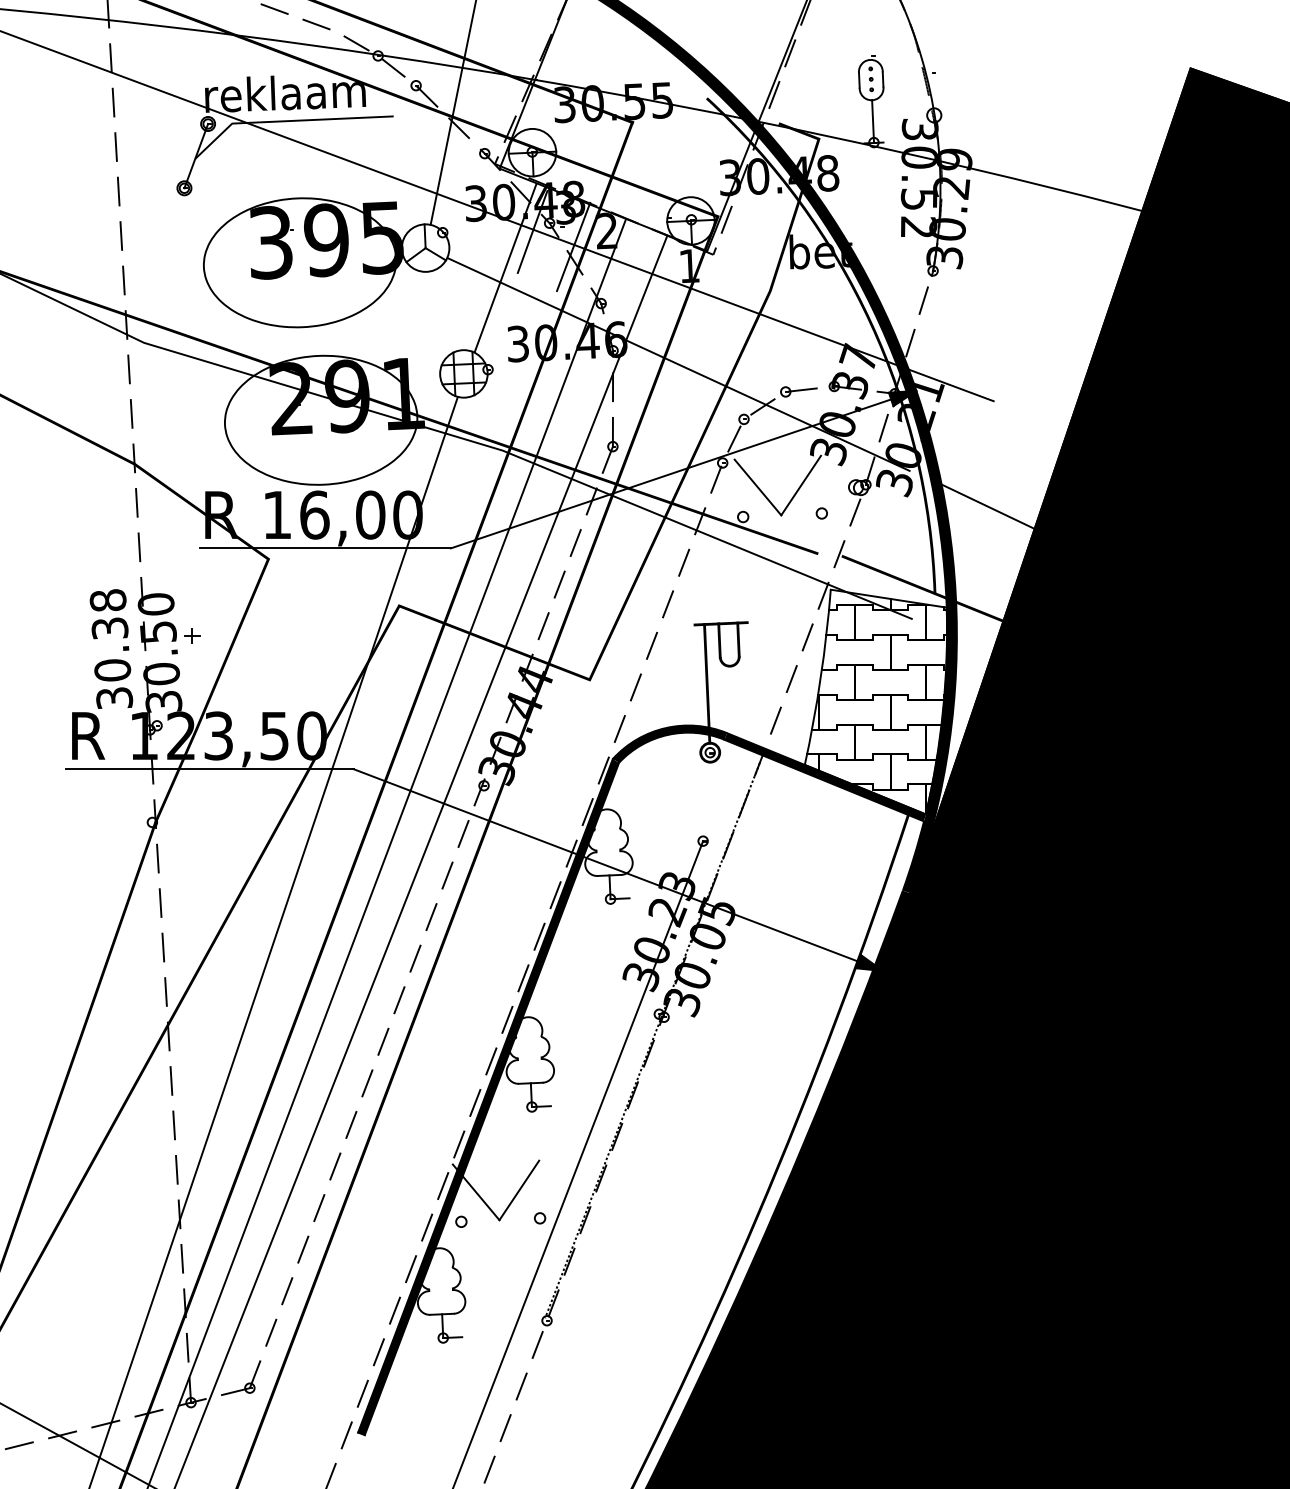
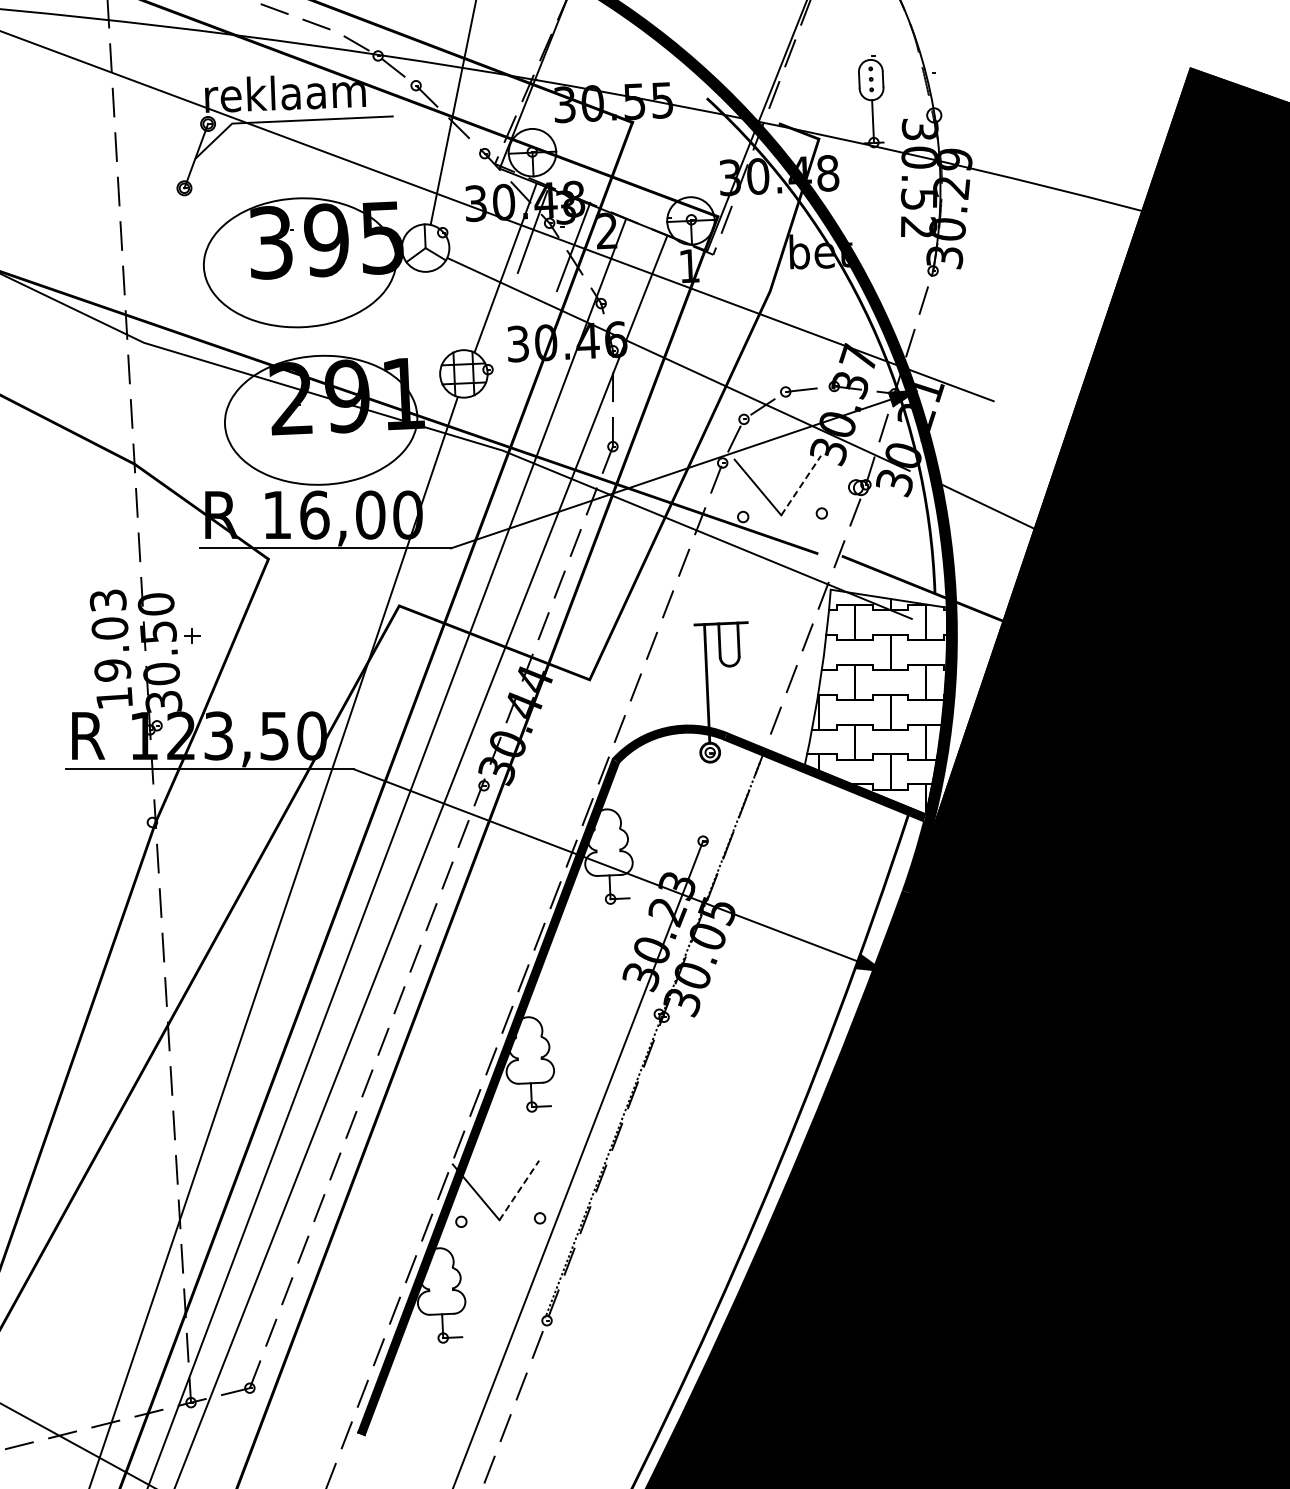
line: solid -> dashed (801, 485)
text: 30.38 -> 19.03 (111, 648)
line: solid -> dashed (519, 1190)
